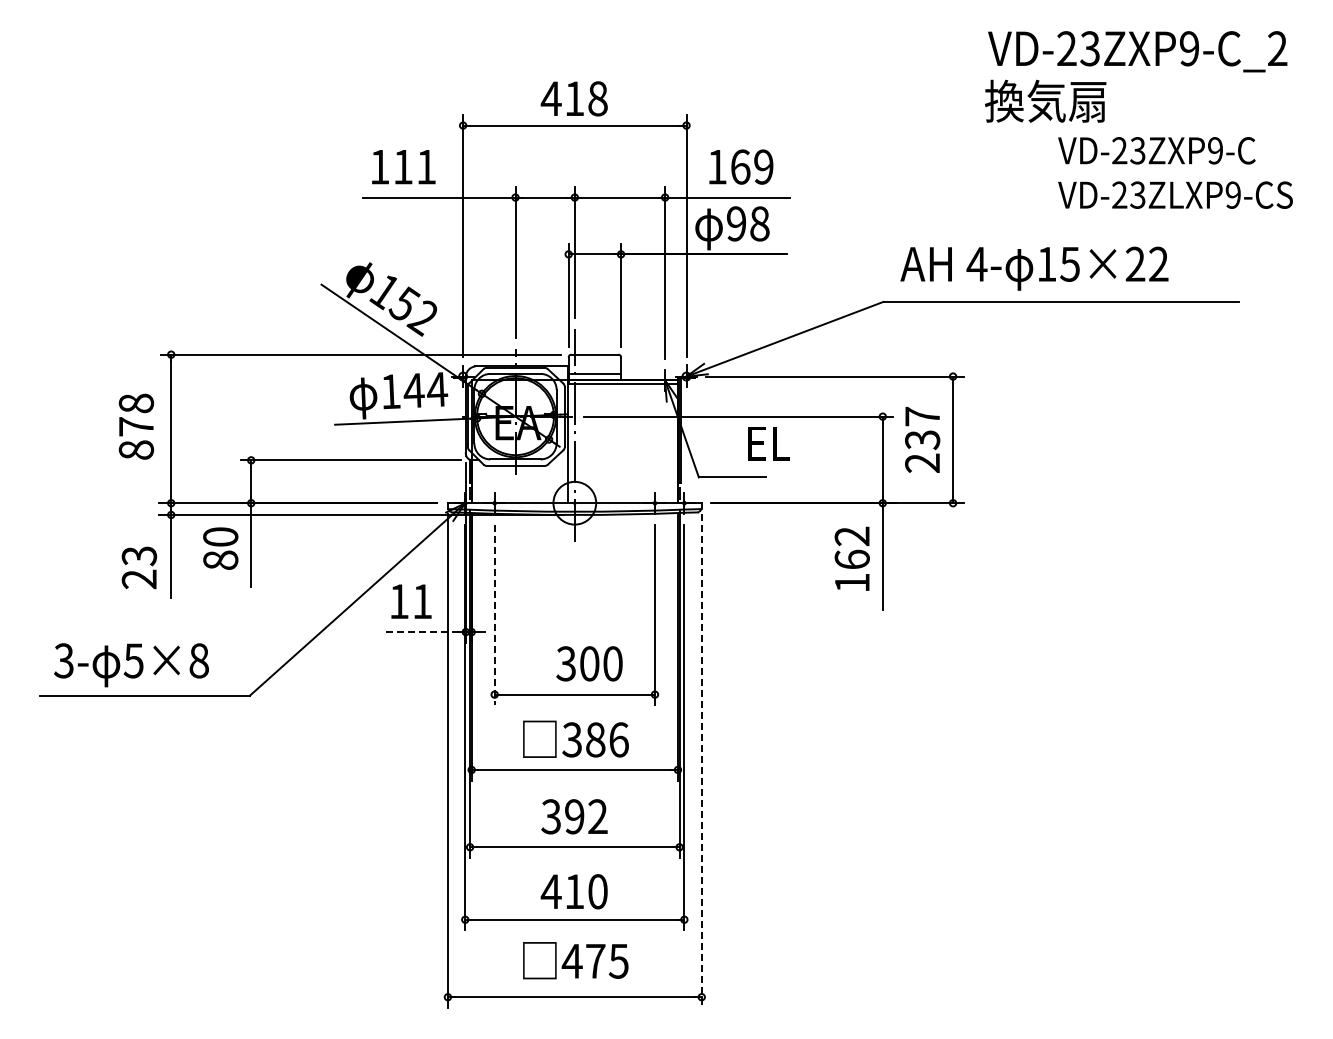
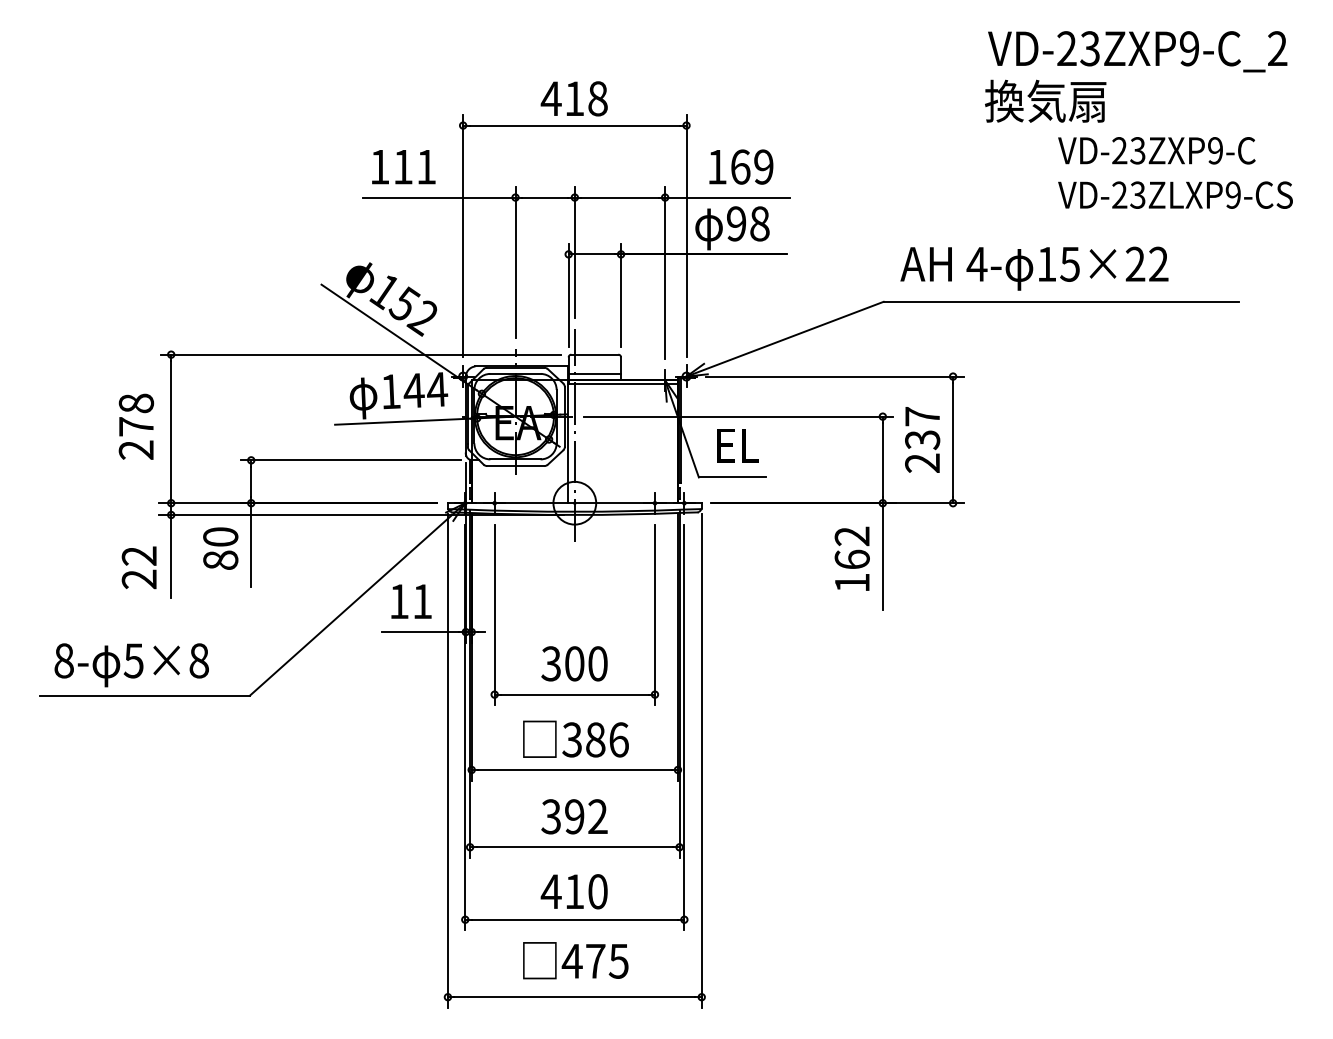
text position: (768, 443) -> (737, 445) (737, 445)
text: 878 -> 278 (136, 449)
text: 23 -> 22 (139, 556)
line: dashed -> solid (494, 615)
line: dashed -> solid (420, 632)
text: 3- -> 8- (63, 660)
text position: (589, 663) -> (574, 663) (574, 663)
line: dashed -> solid (701, 760)
